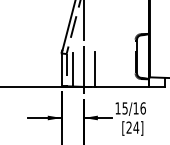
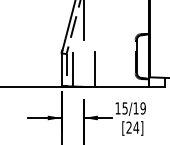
line: present -> none (83, 69)
text: 15/16 -> 15/19 (142, 108)
